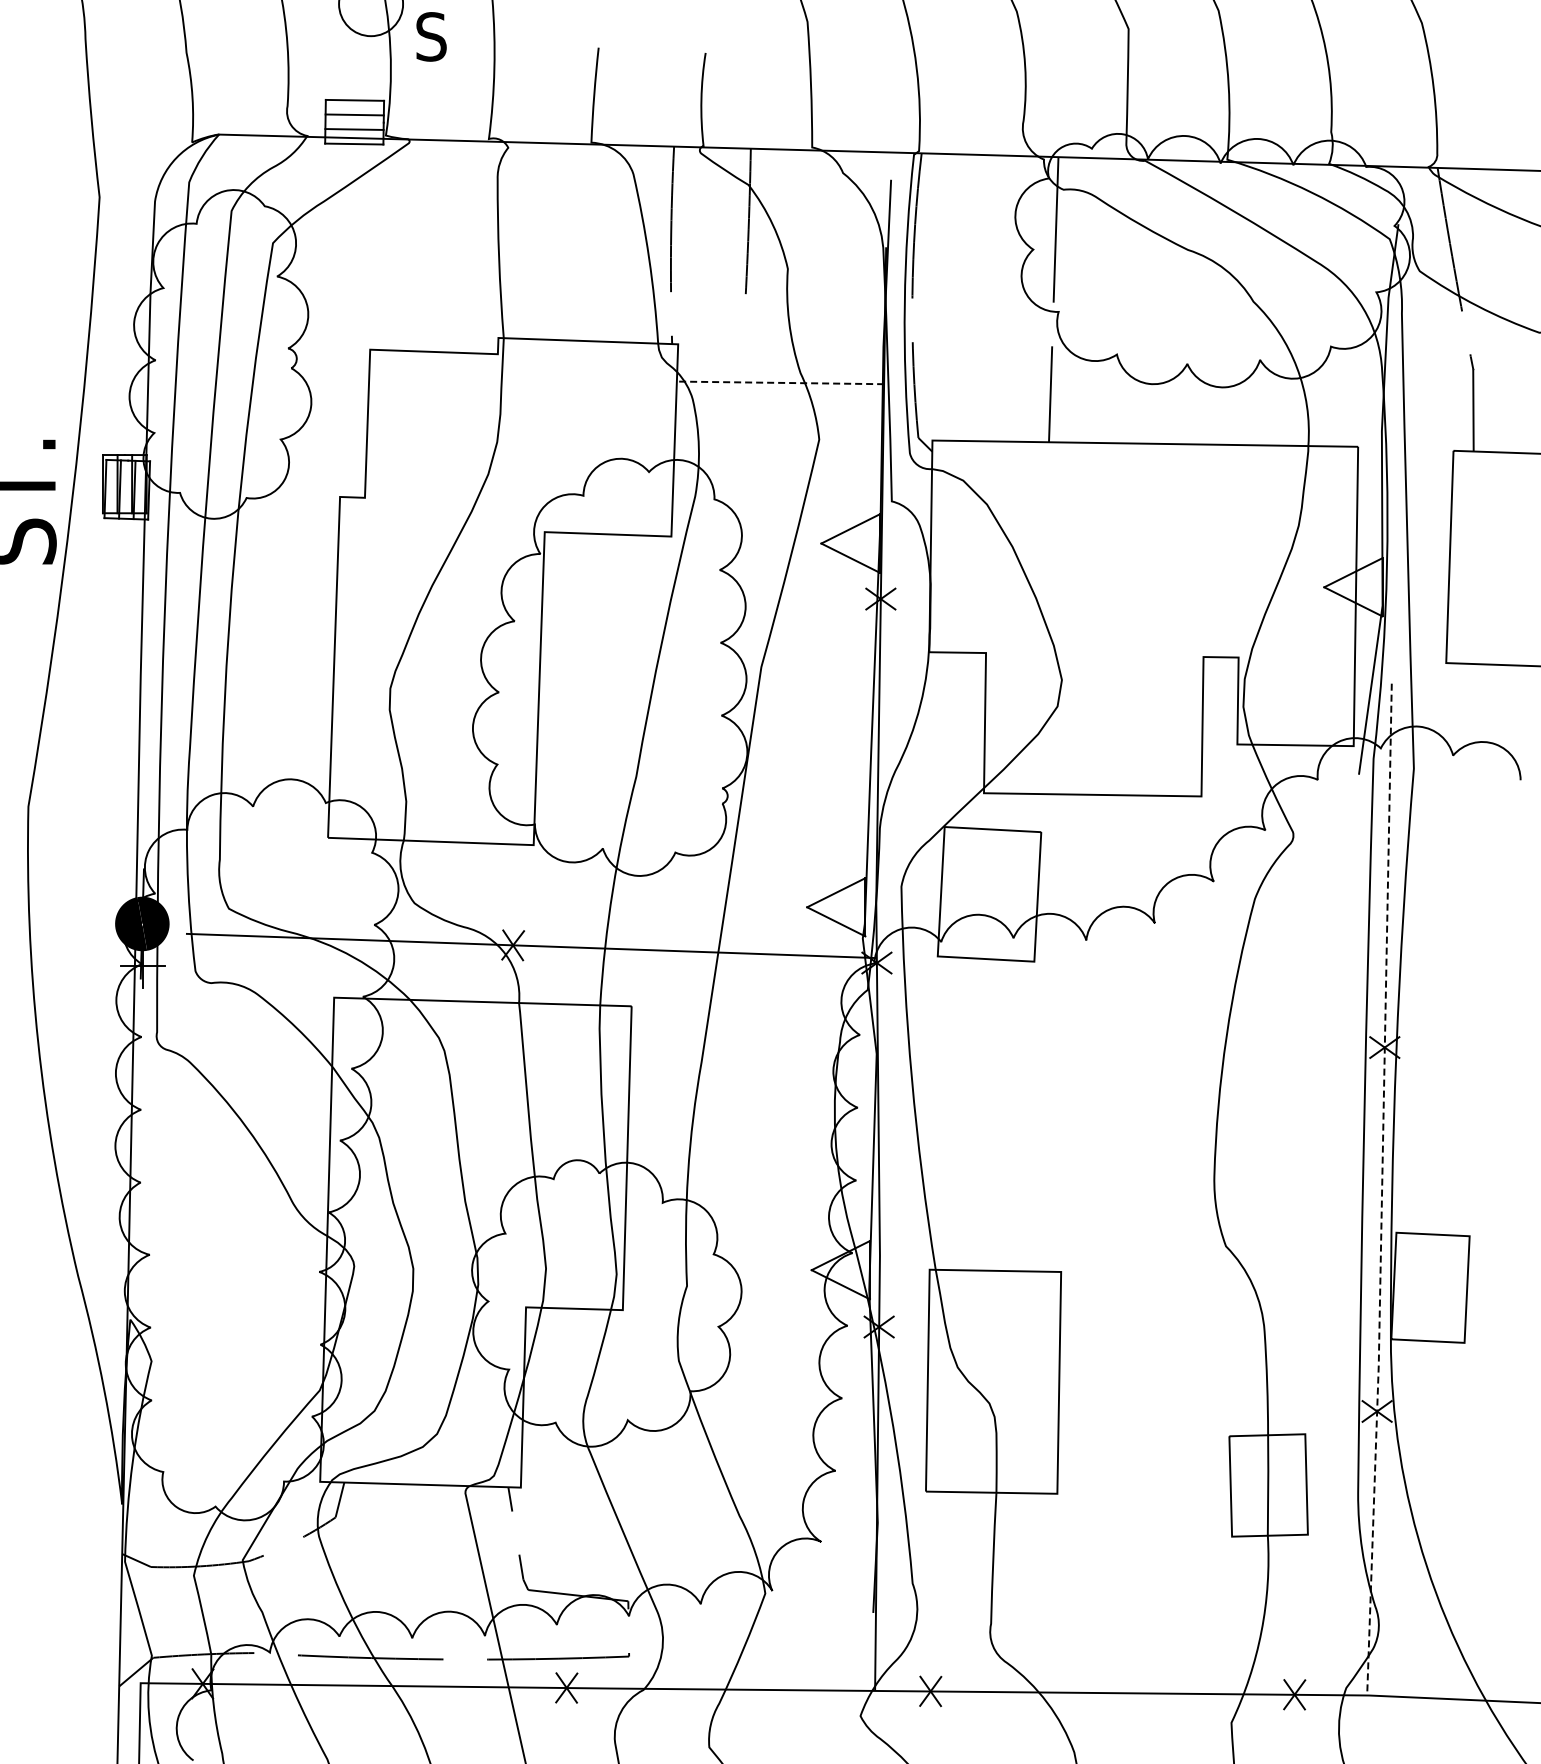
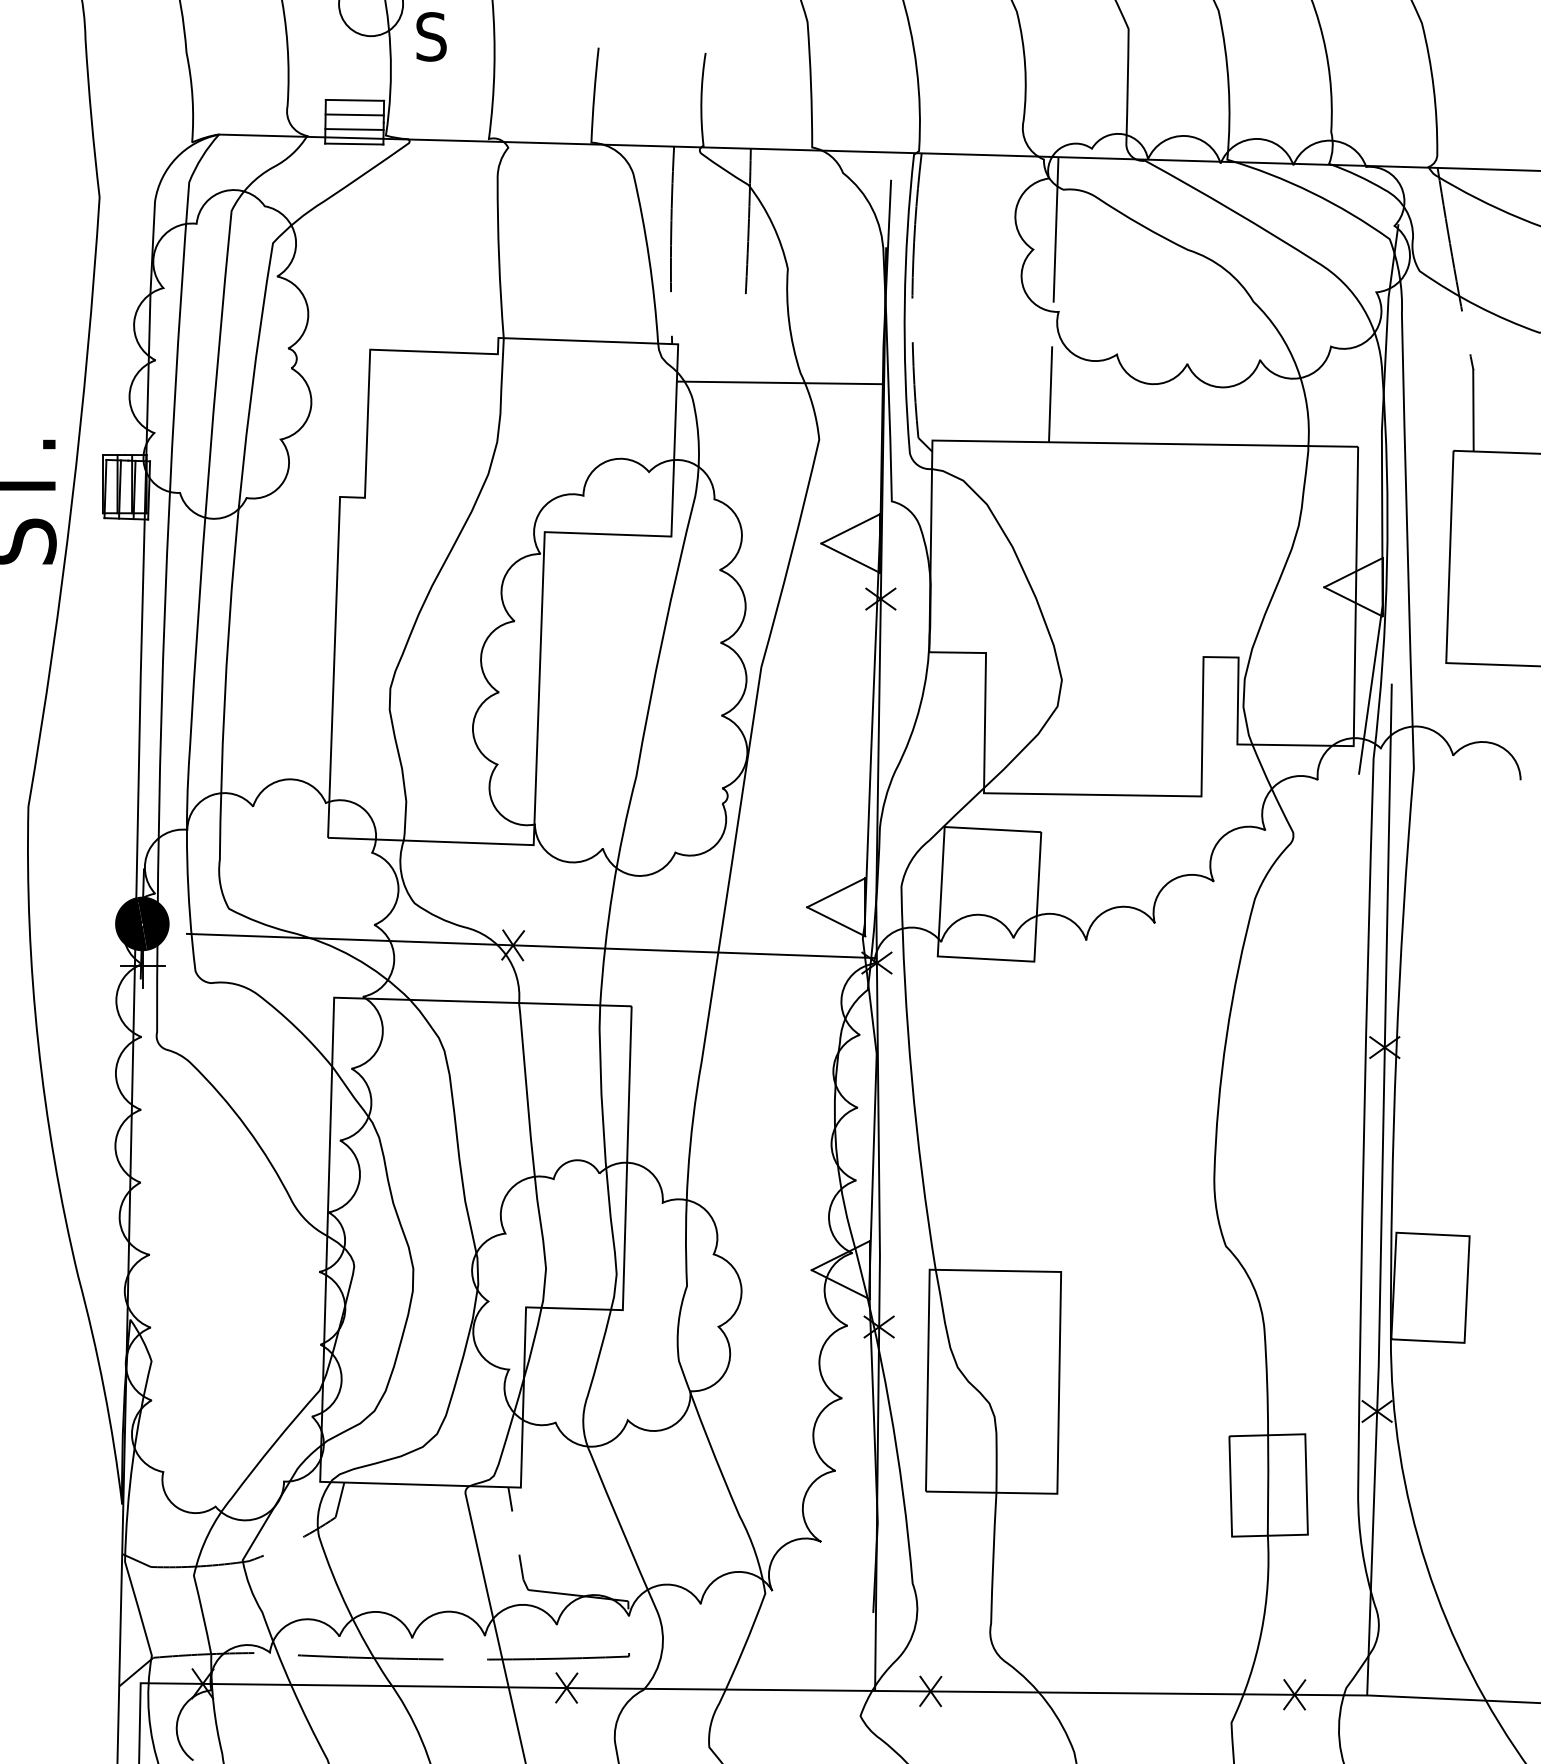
line: dashed -> solid (780, 382)
line: dashed -> solid (1382, 1190)
